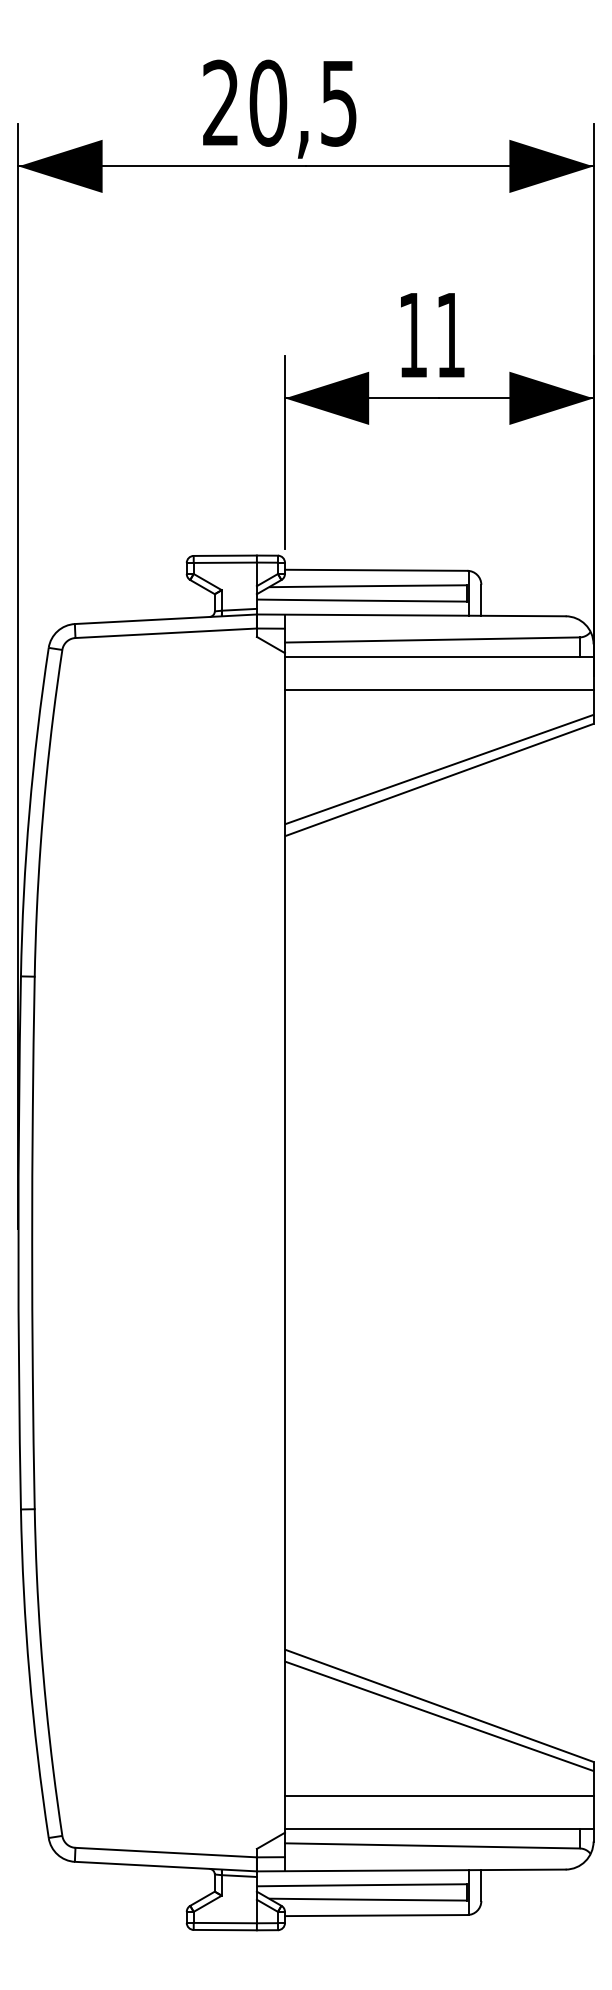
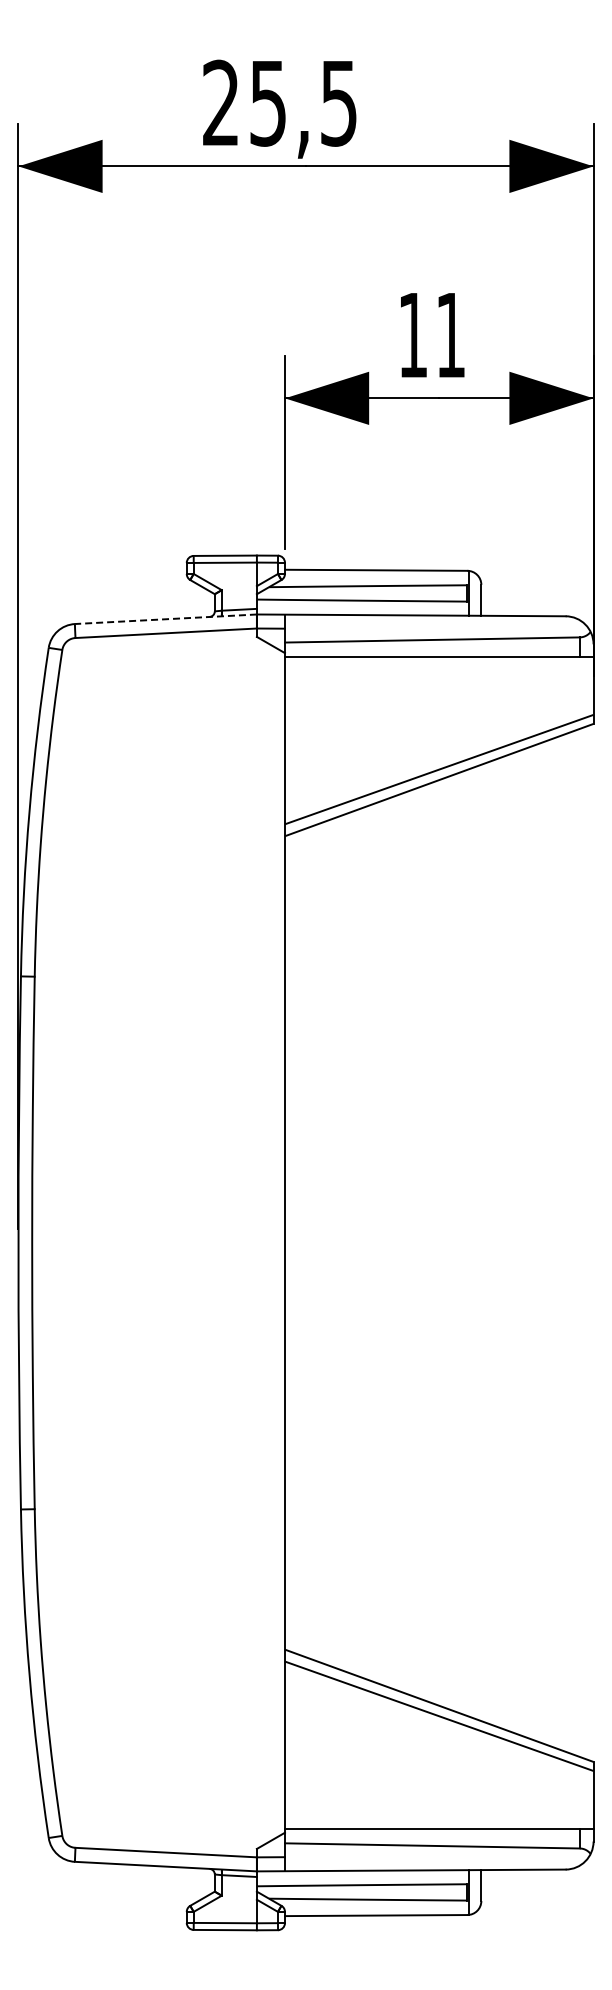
text: 20,5 -> 25,5 (268, 102)
line: solid -> dashed (165, 619)
line: present -> none (438, 690)
line: present -> none (438, 1795)
